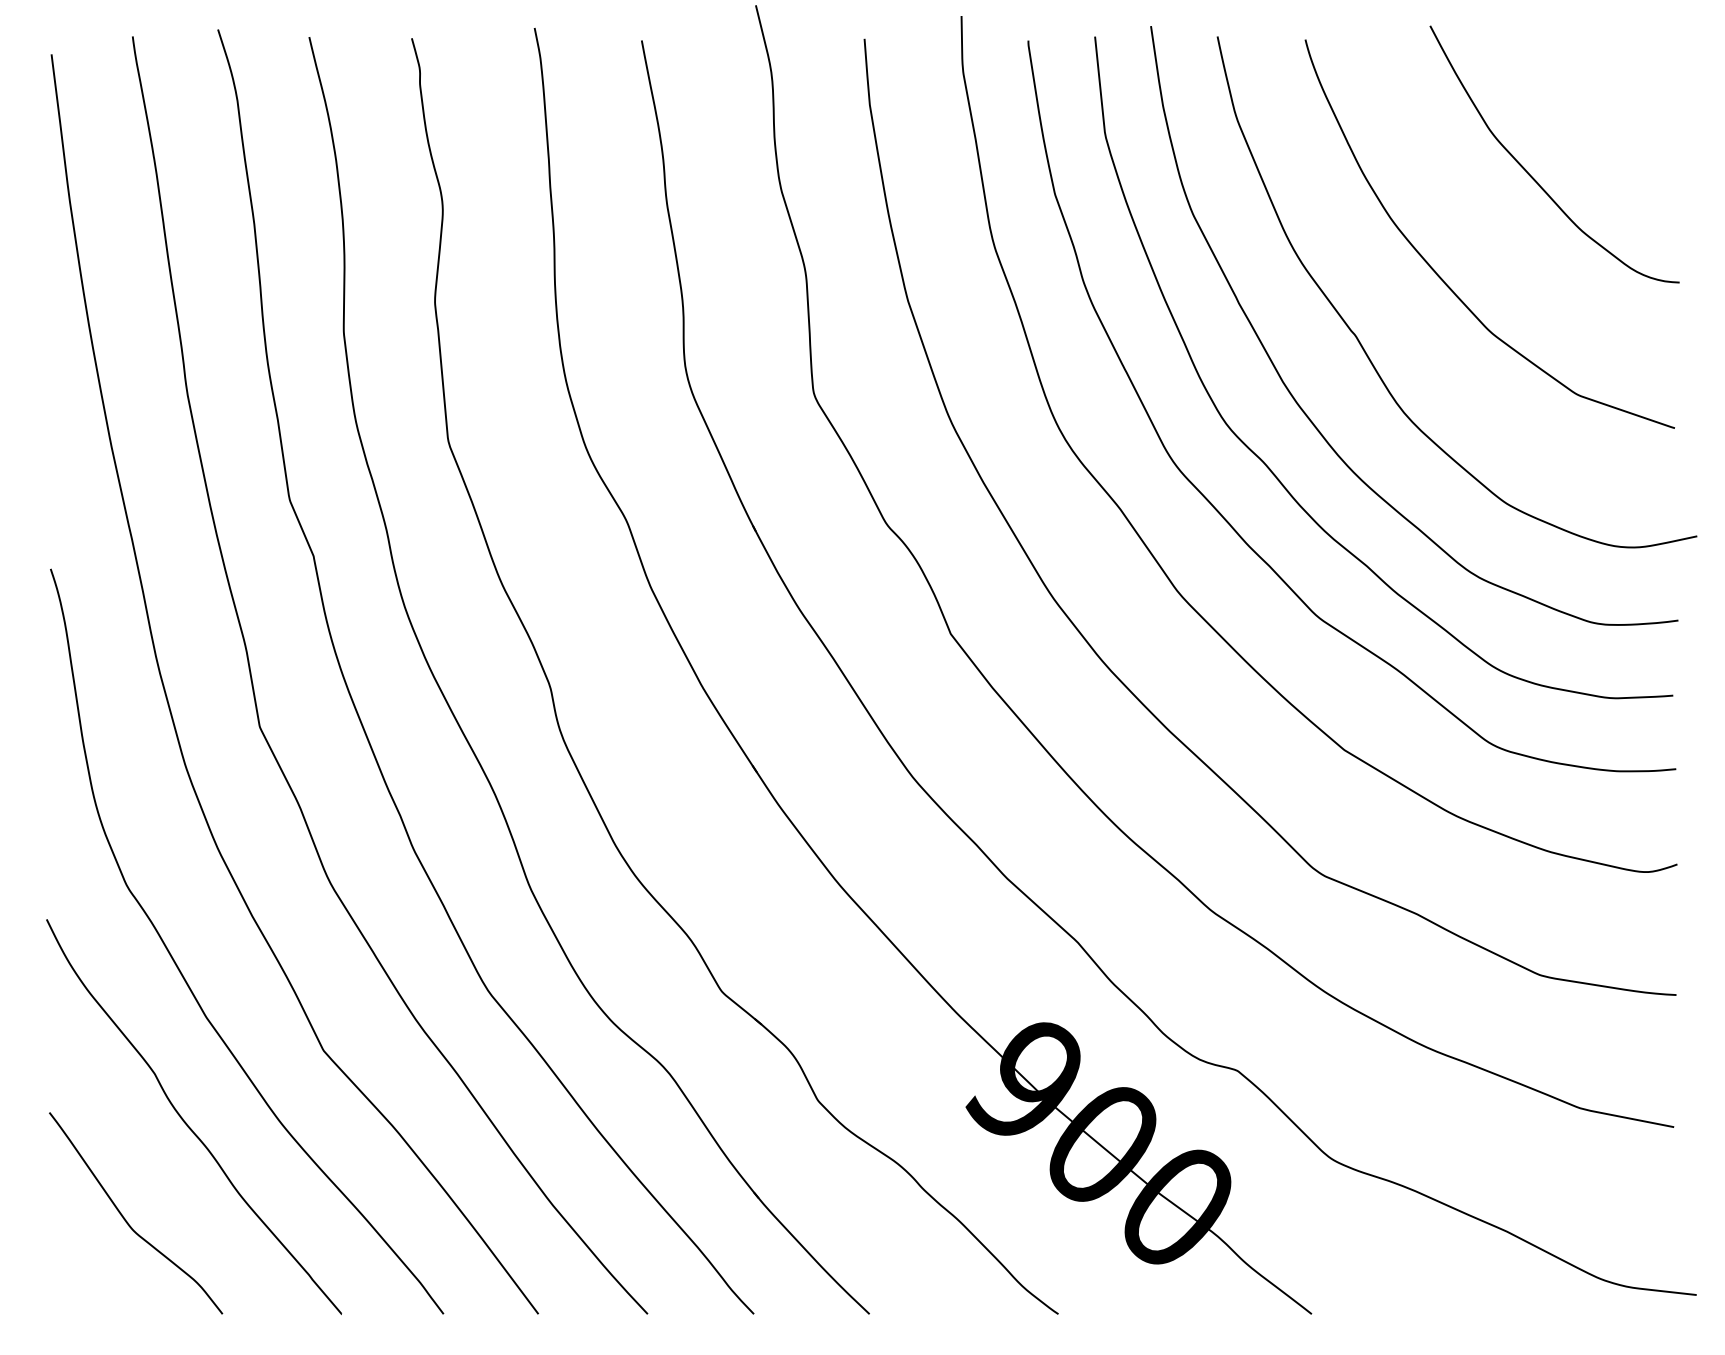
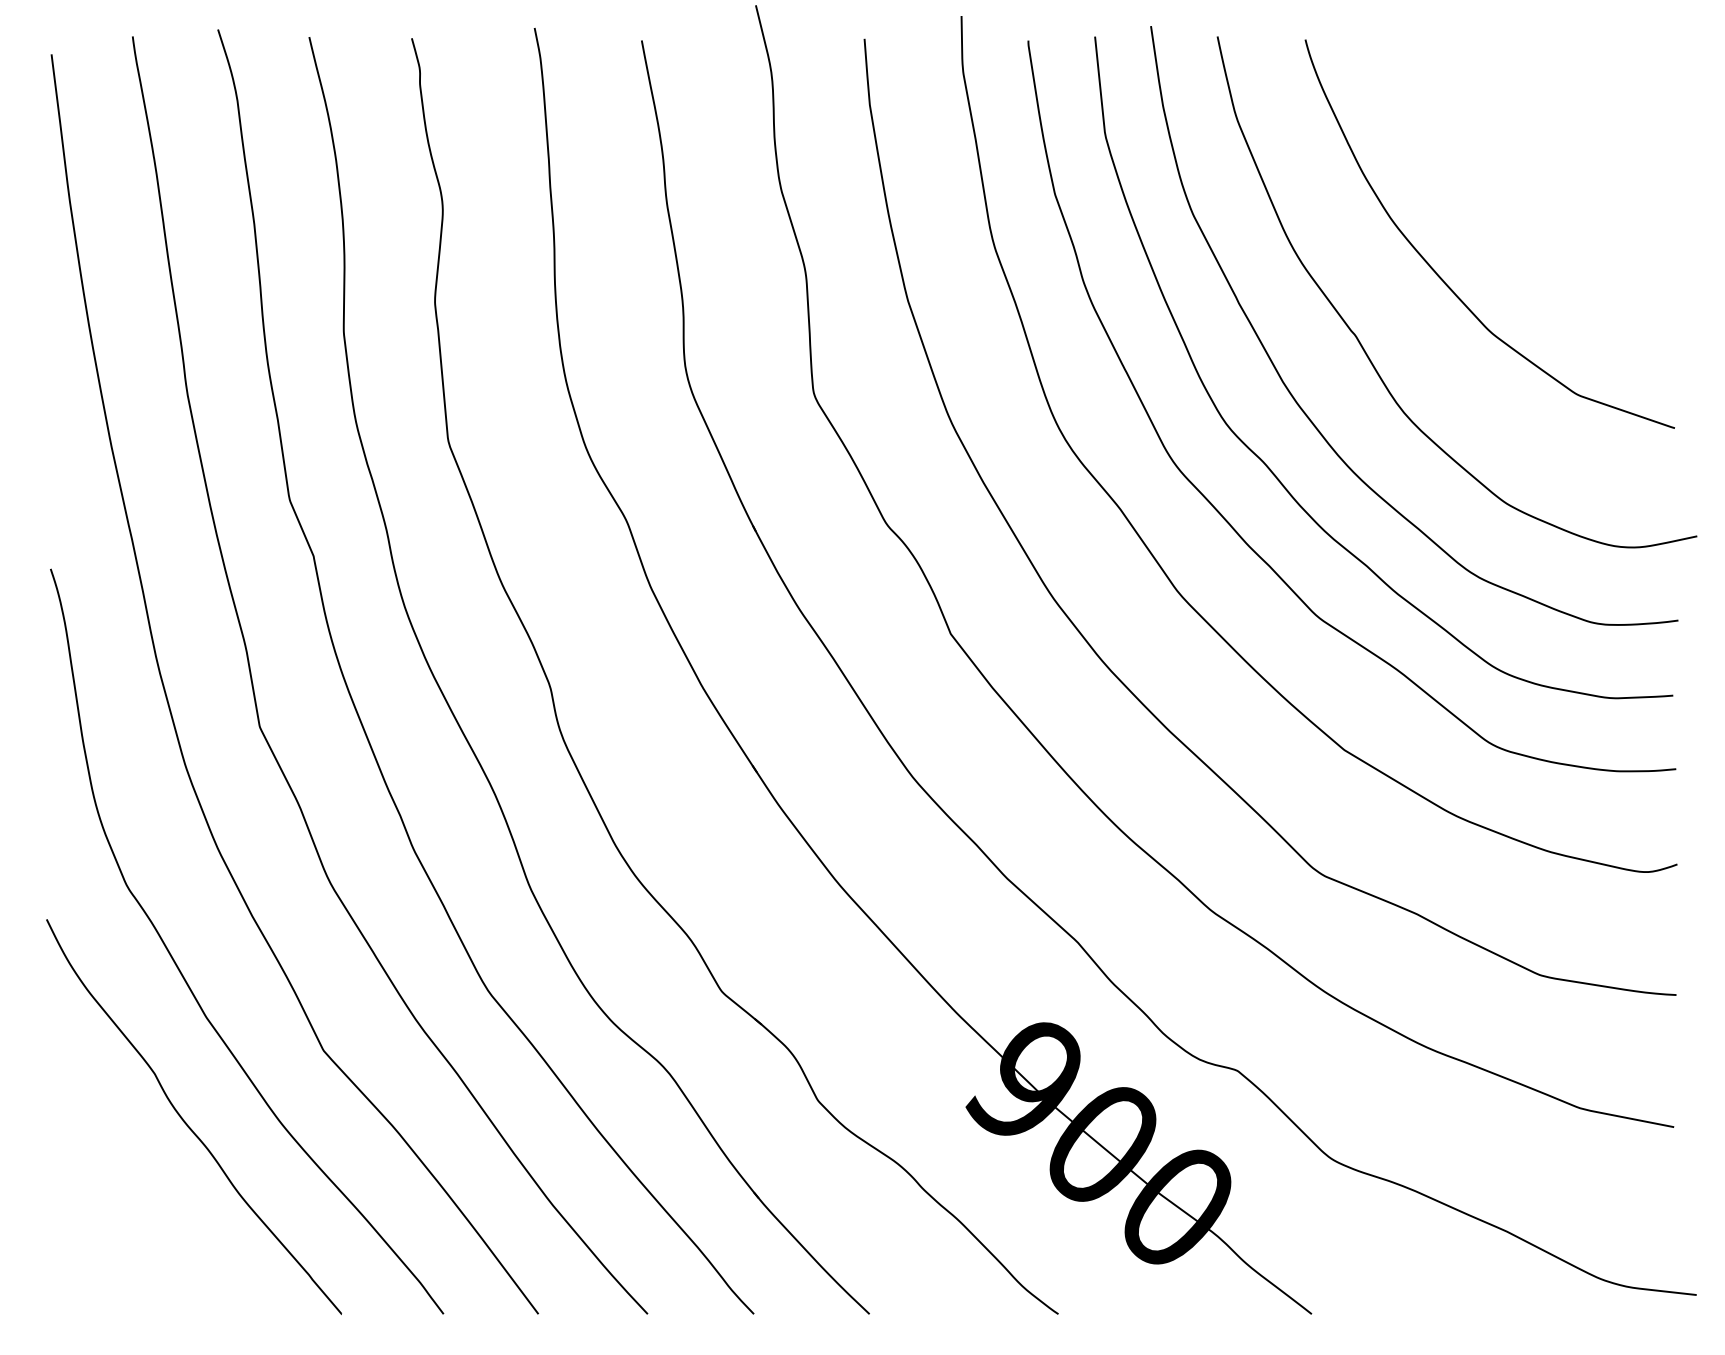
curve: present -> none (1532, 176)
curve: present -> none (127, 1221)
